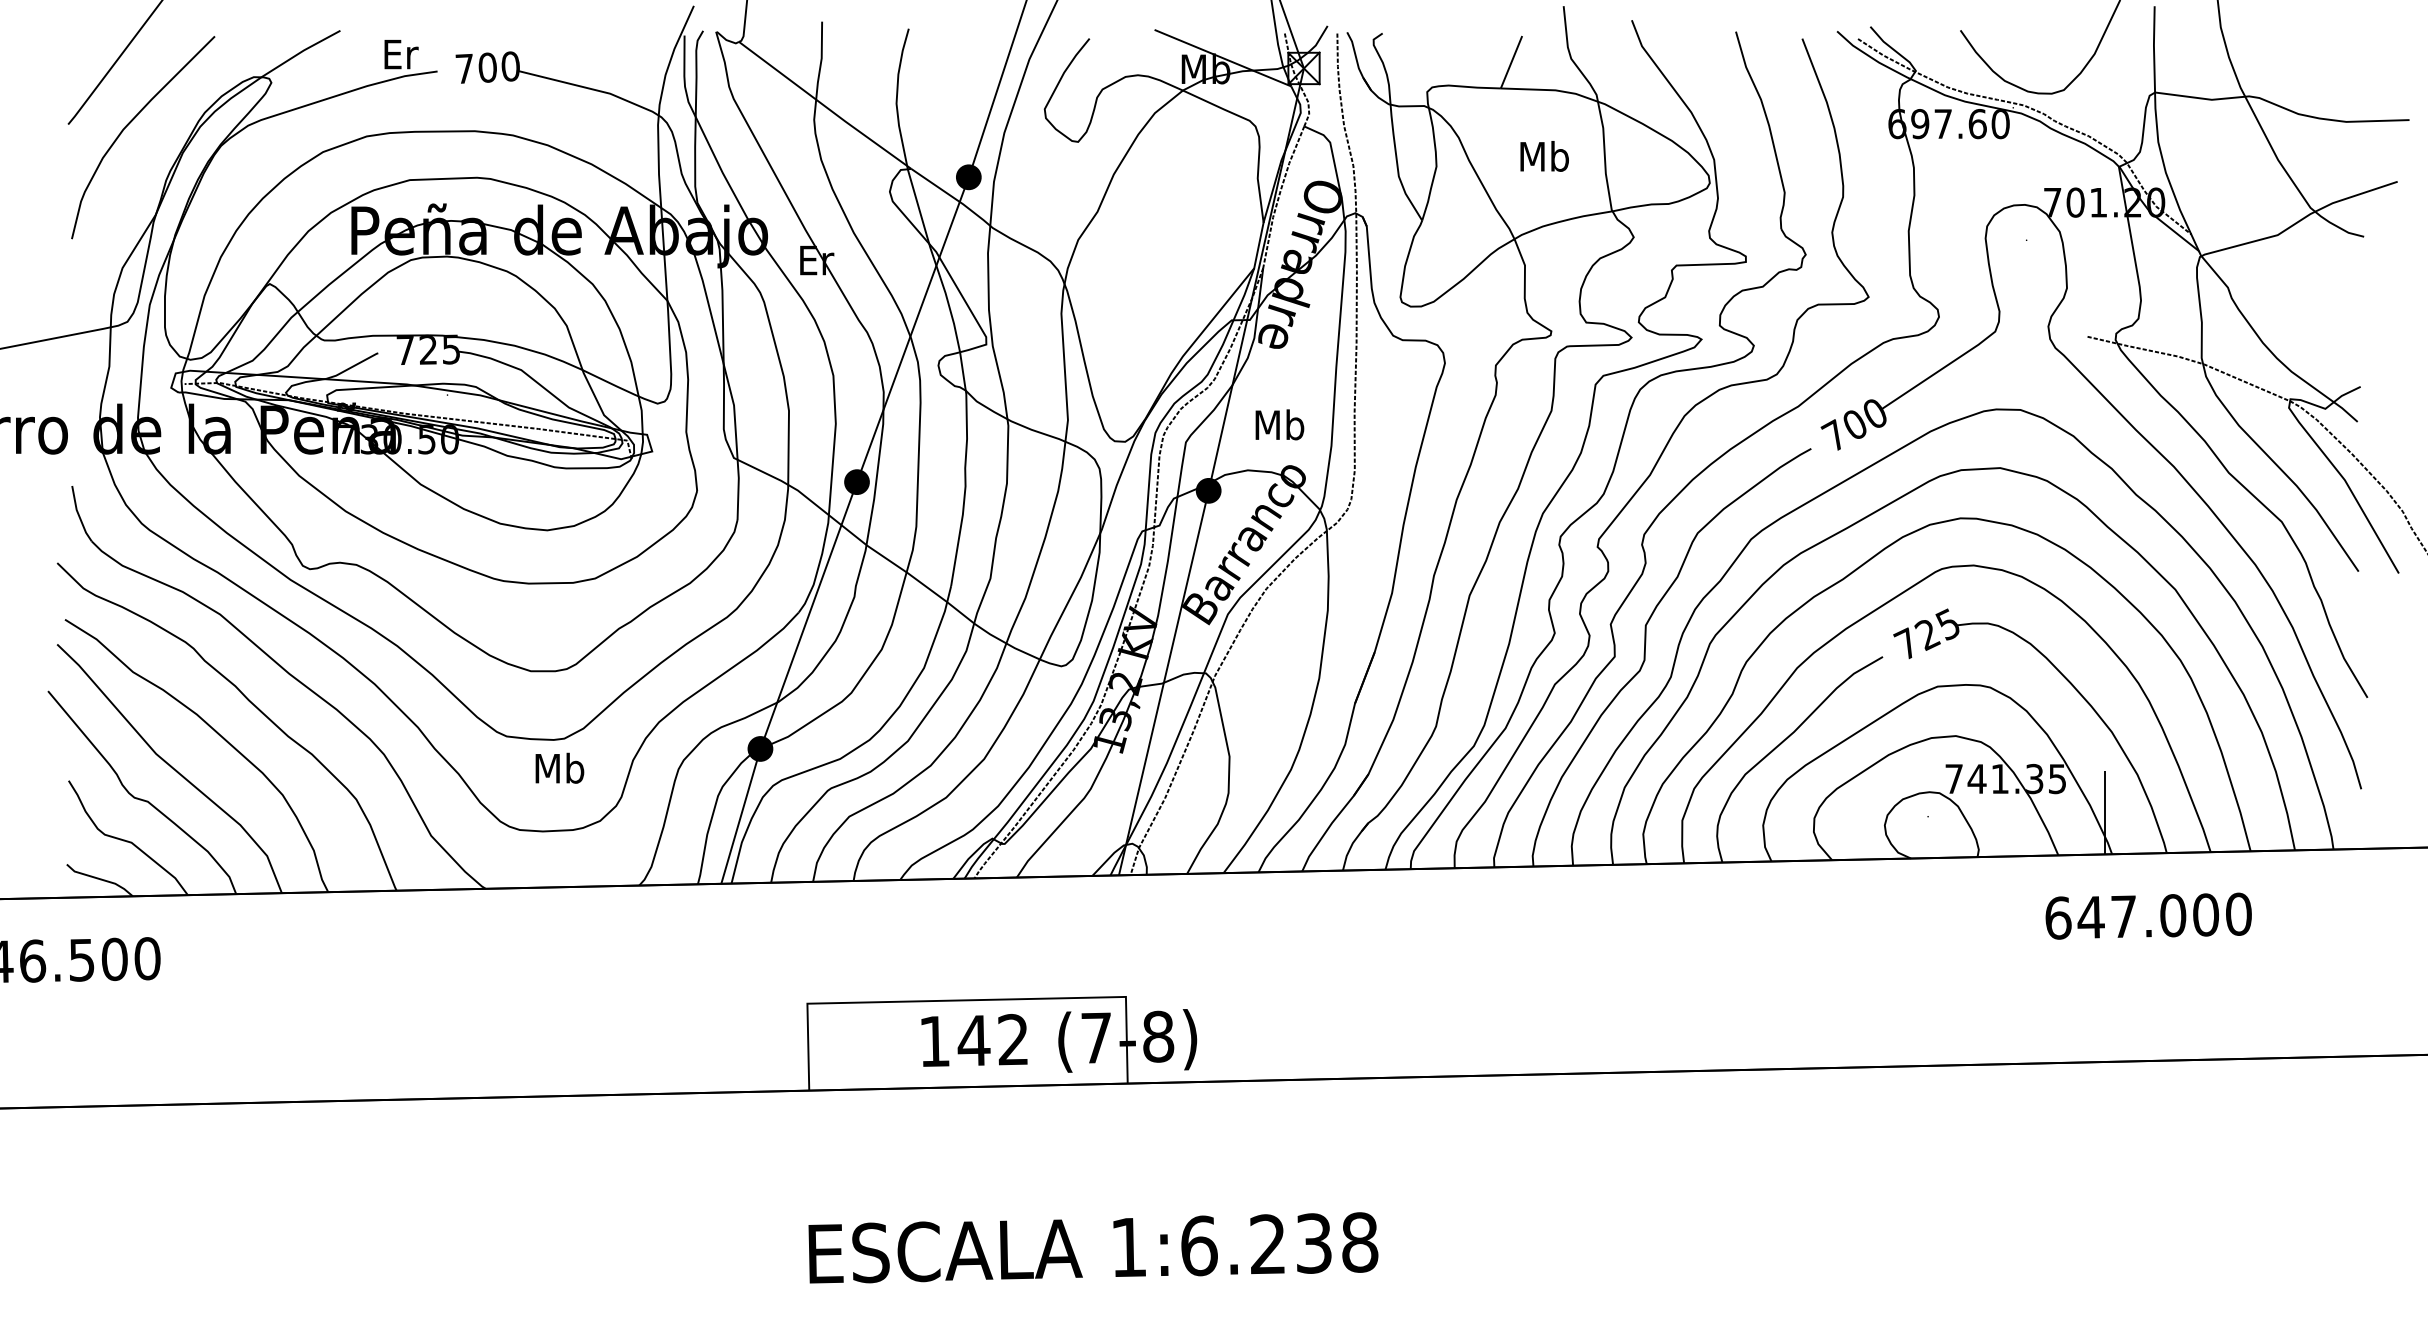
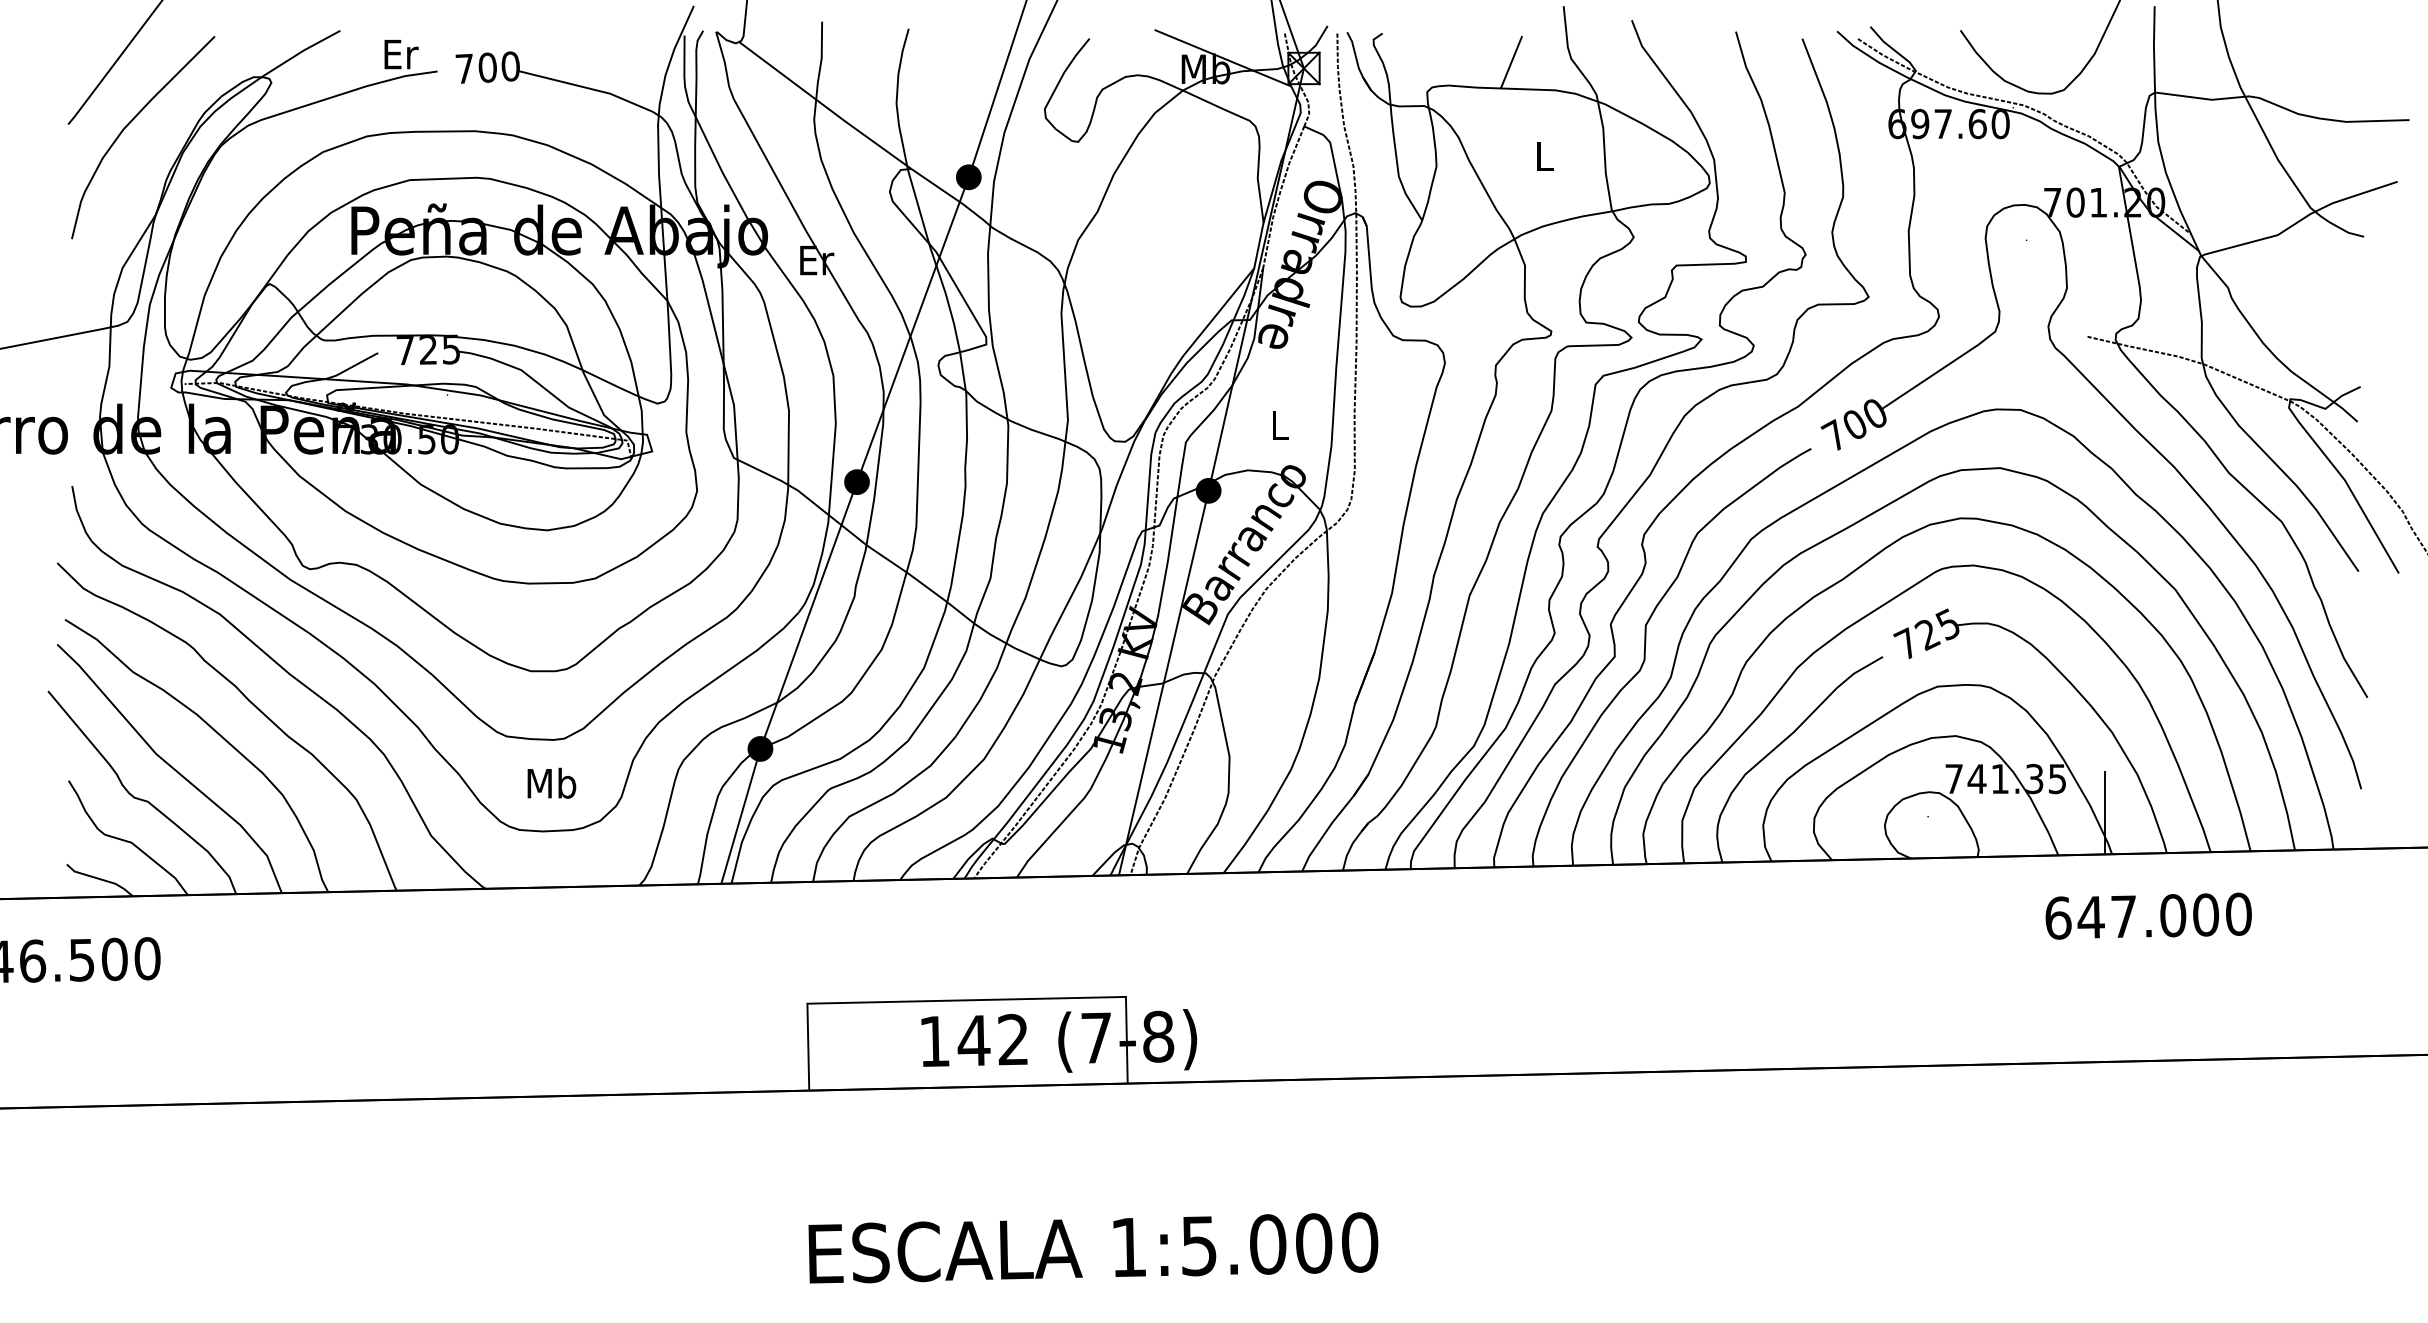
text: Mb -> L (1544, 156)
text: Mb -> L (1279, 424)
text position: (559, 767) -> (551, 782) (551, 782)
text: 1:6.238 -> 1:5.000 (1279, 1244)
